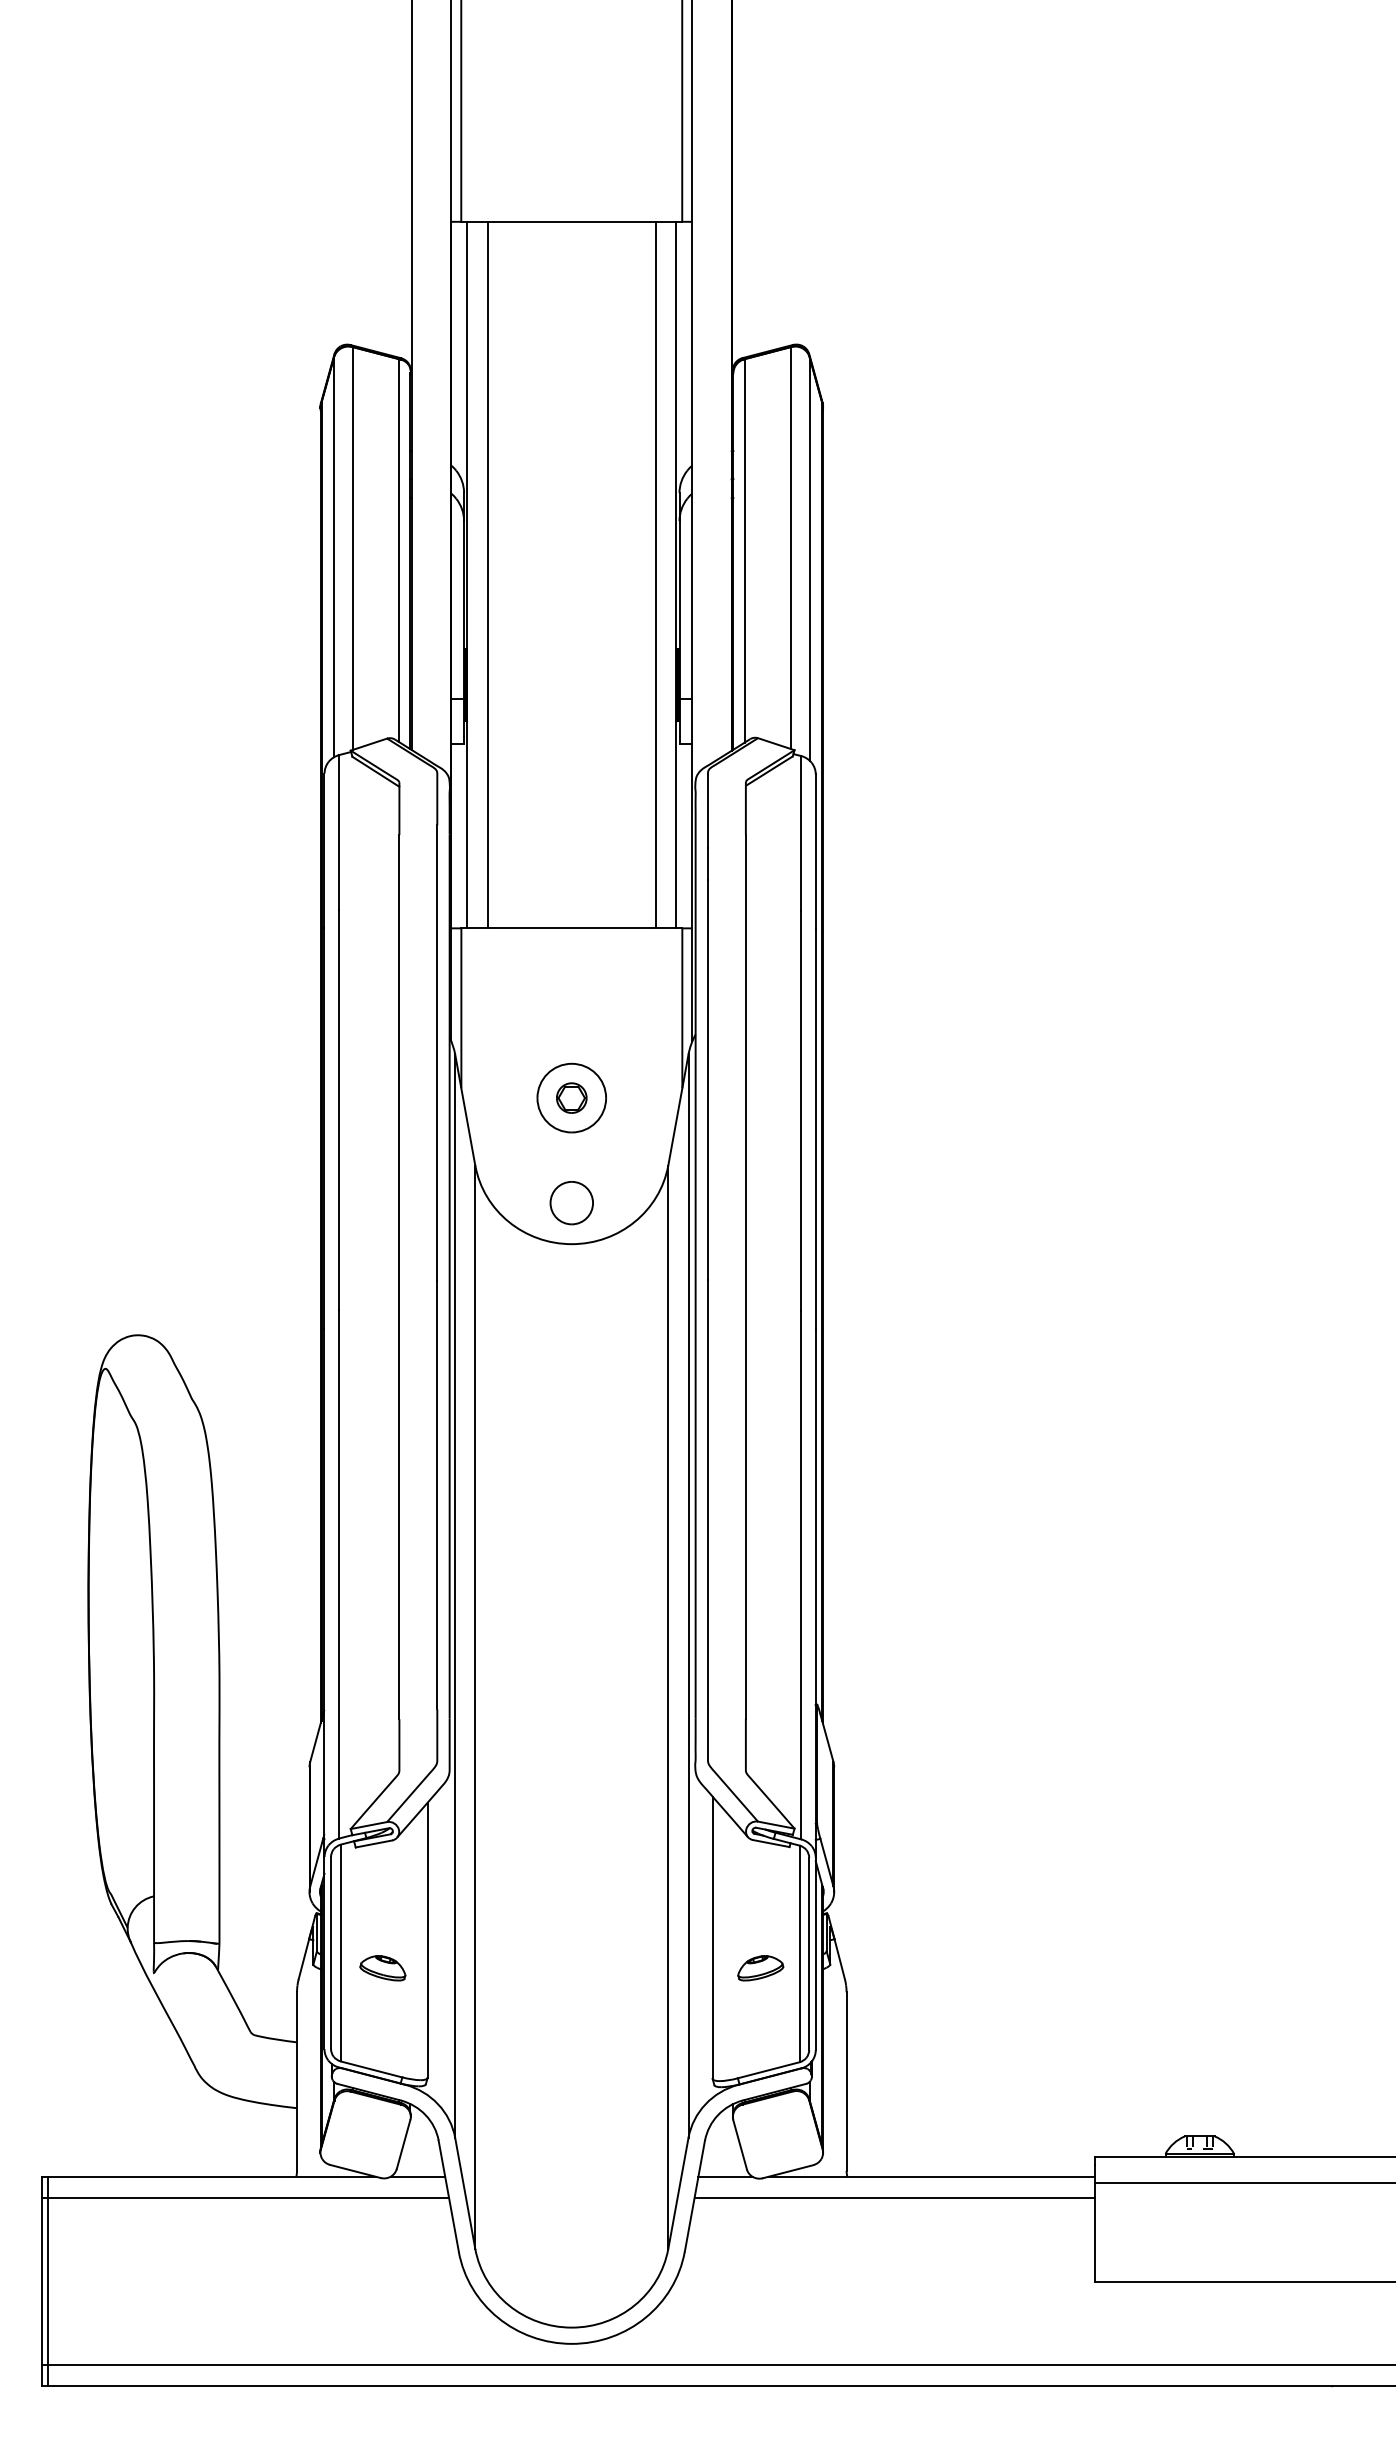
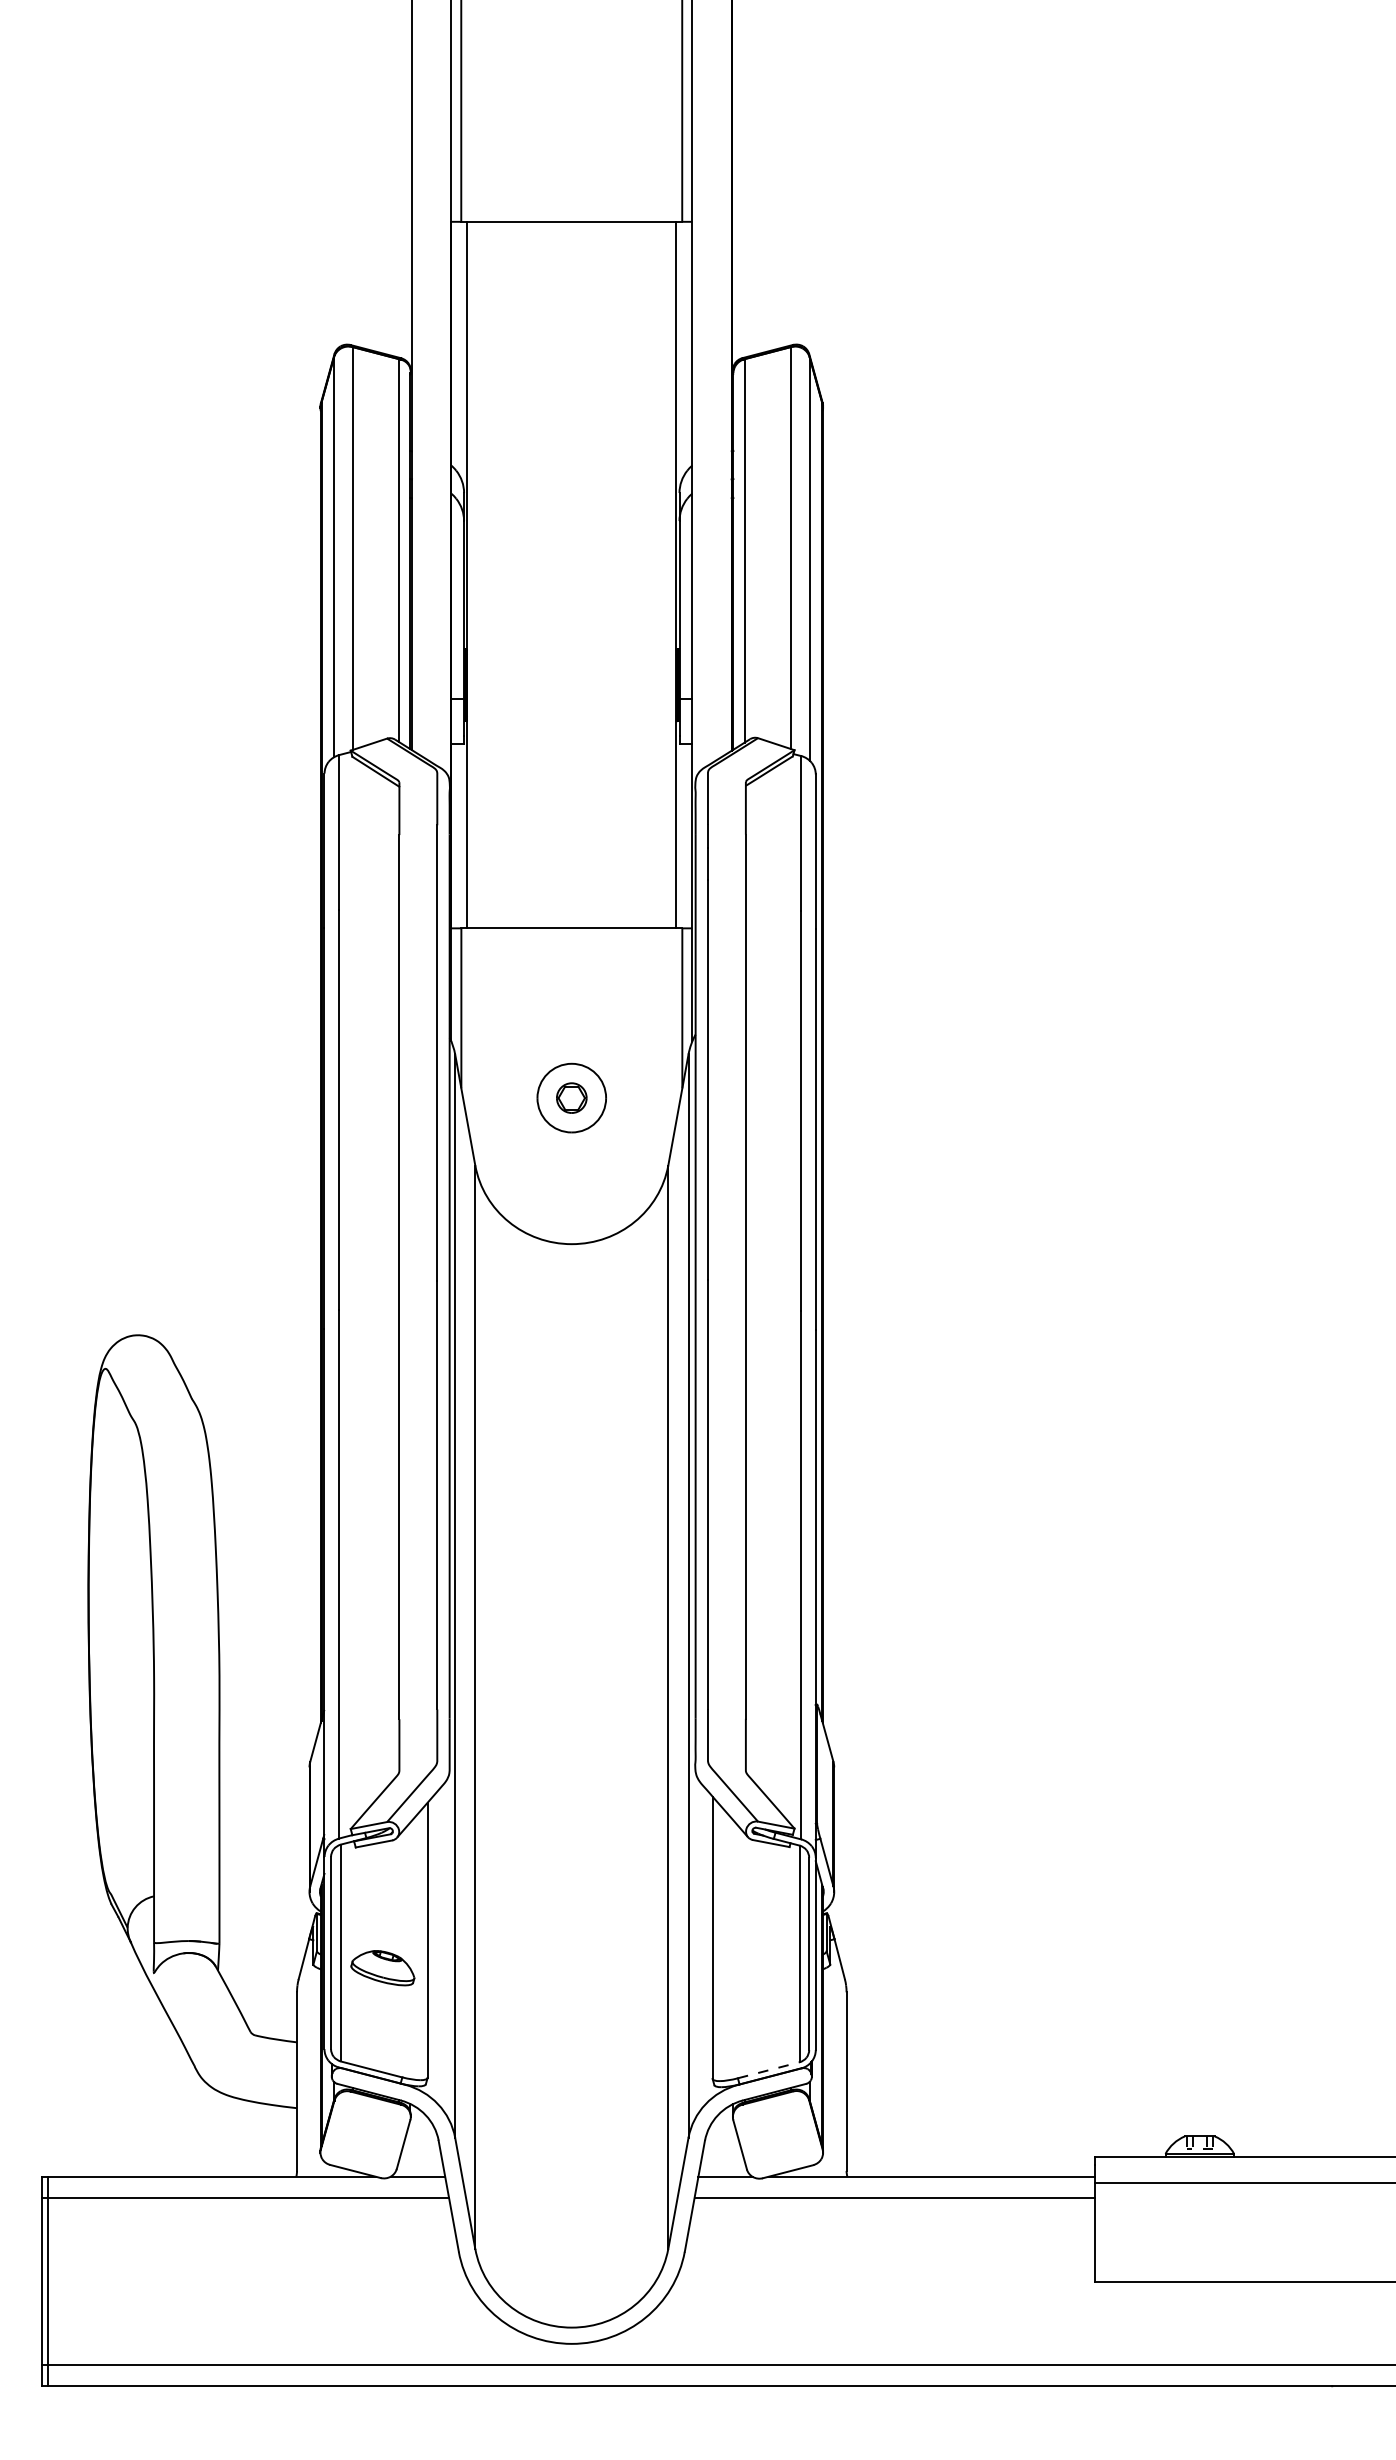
line: present -> none (488, 574)
line: present -> none (655, 574)
part: present -> none (571, 1203)
part size: 48x27 px -> 66x37 px (382, 1968)
part: present -> none (760, 1968)
line: solid -> dashed (768, 2070)
